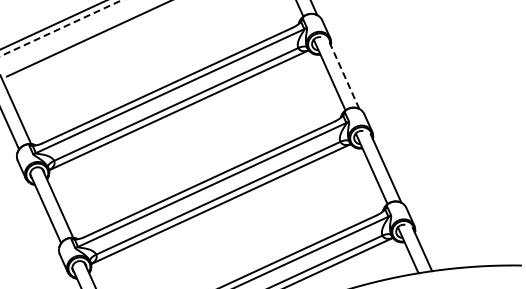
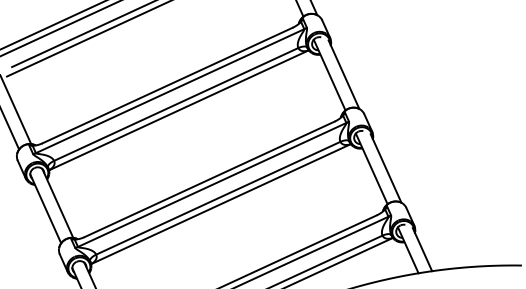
line: dashed -> solid (60, 28)
line: none -> present (82, 34)
line: dashed -> solid (344, 74)
